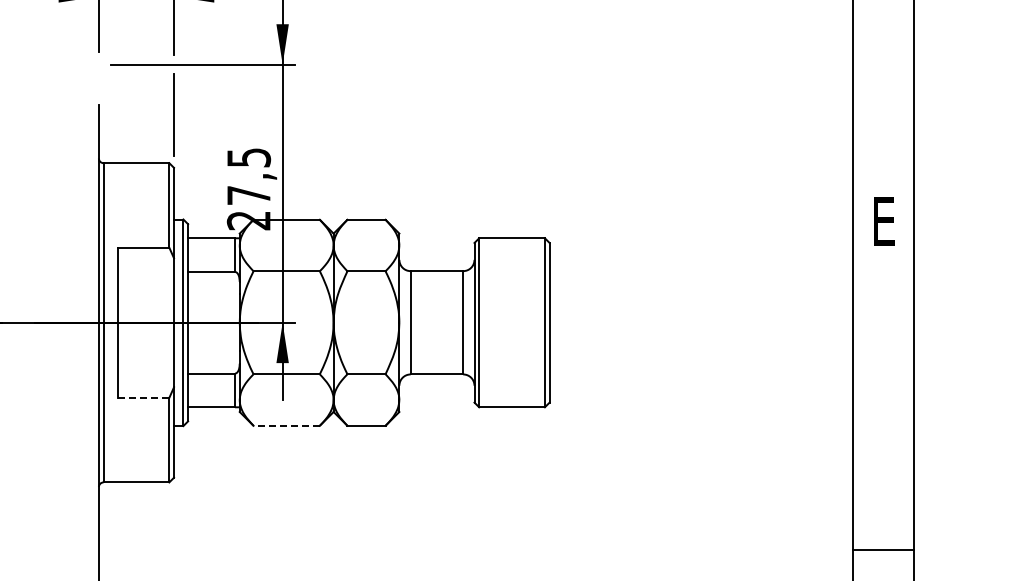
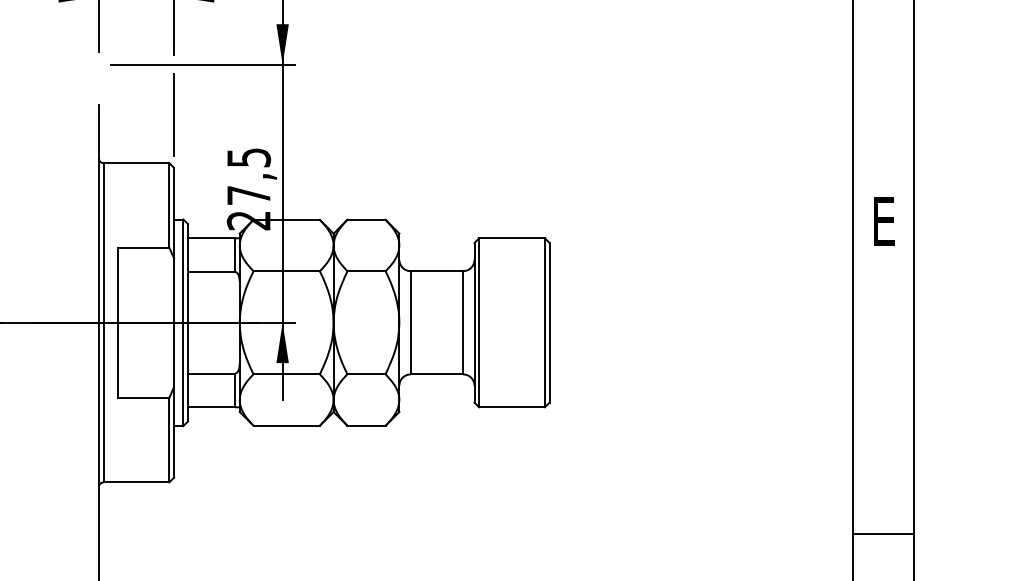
line: dashed -> solid (143, 397)
line: dashed -> solid (286, 425)
line position: (882, 549) -> (882, 533) (882, 533)
